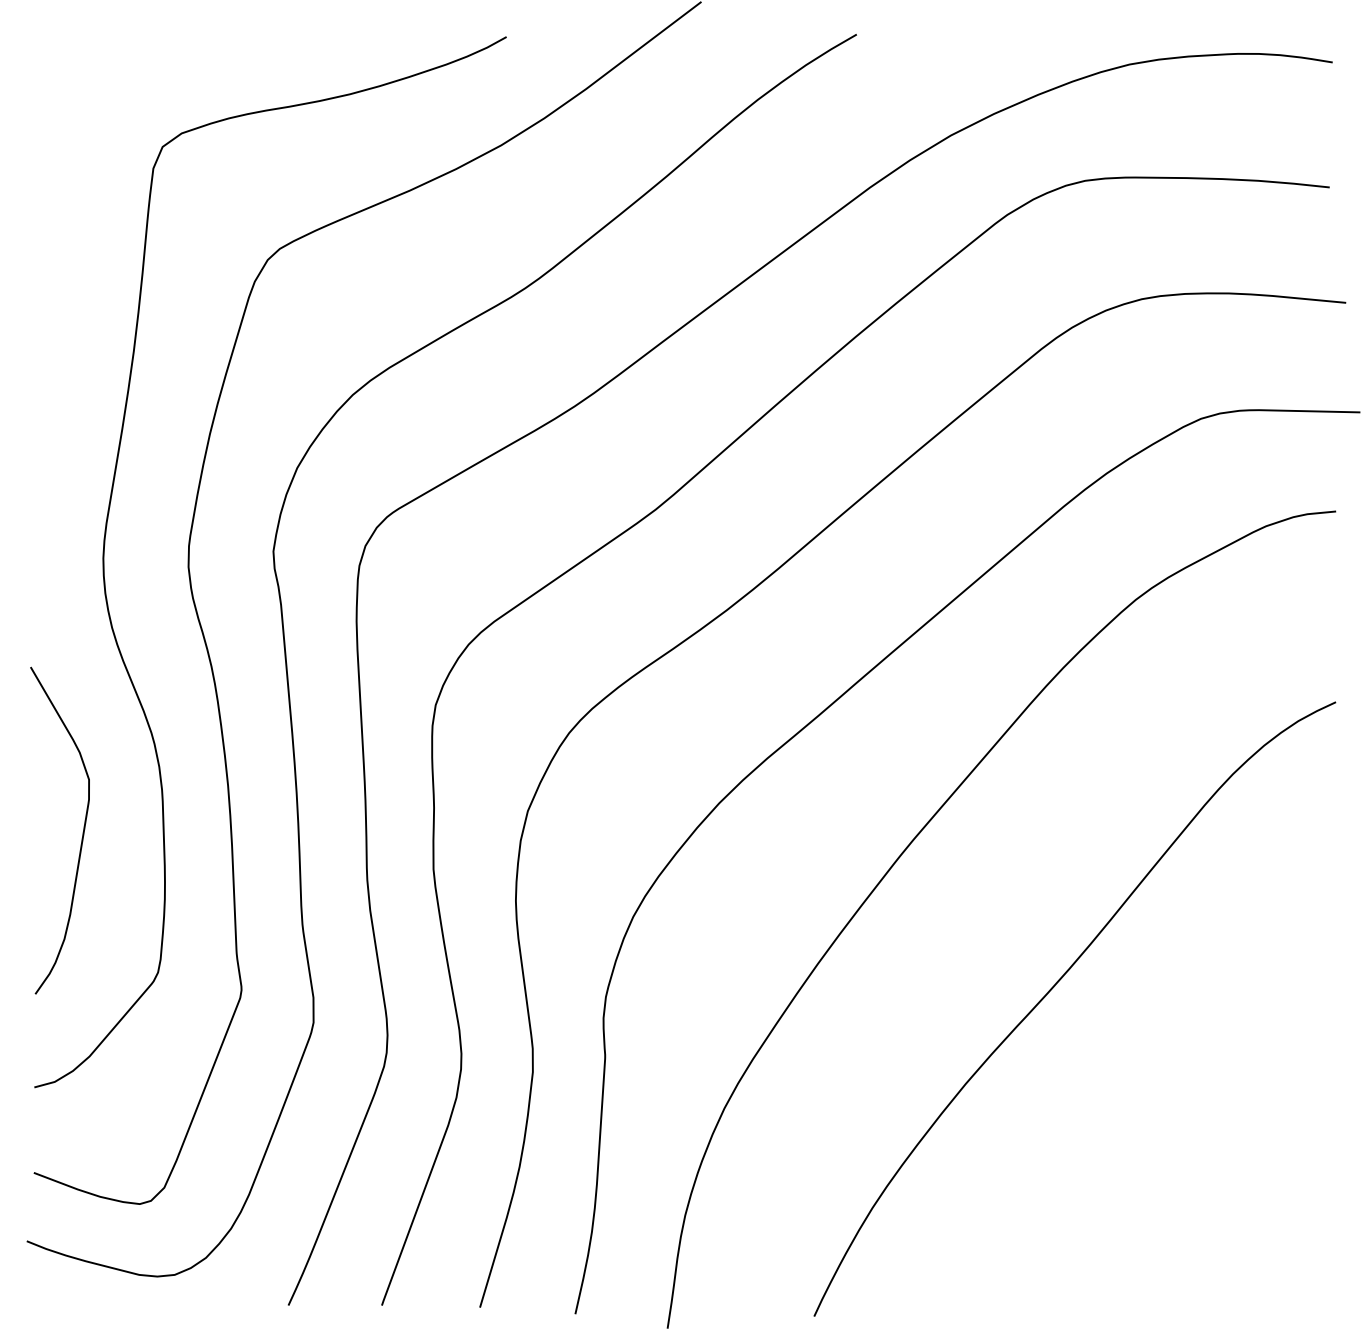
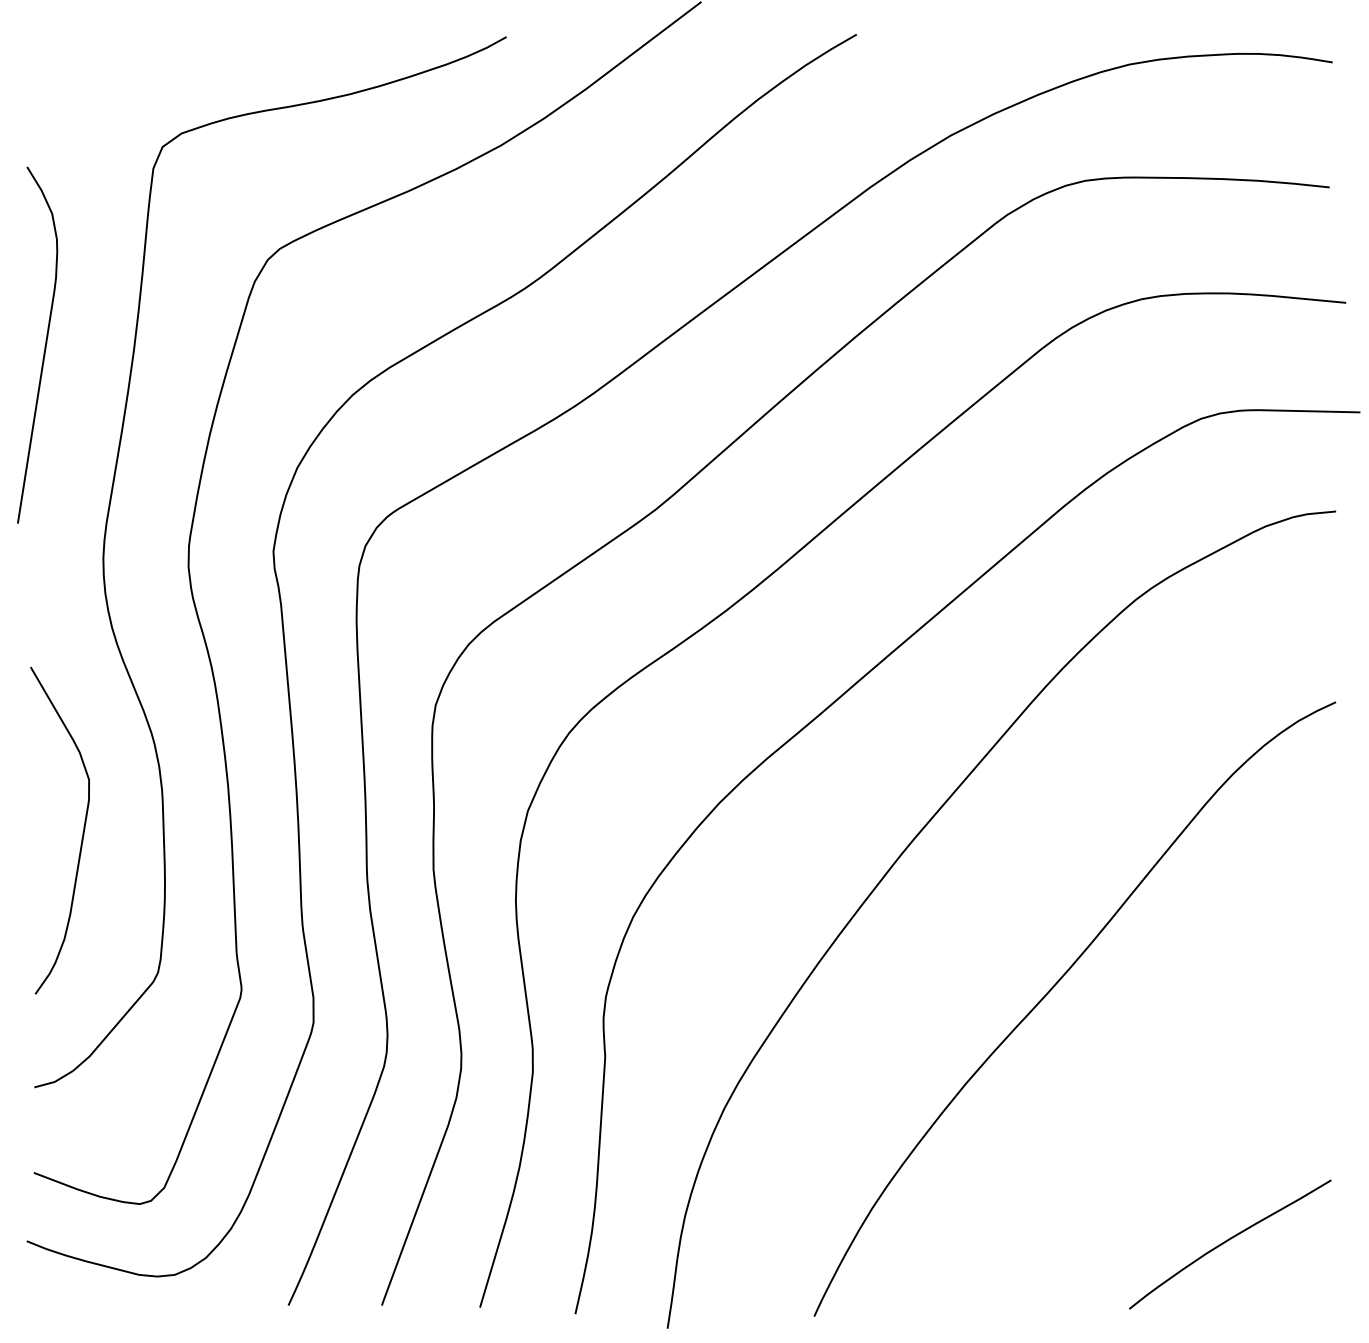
curve: none -> present (44, 346)
curve: none -> present (1228, 1241)
